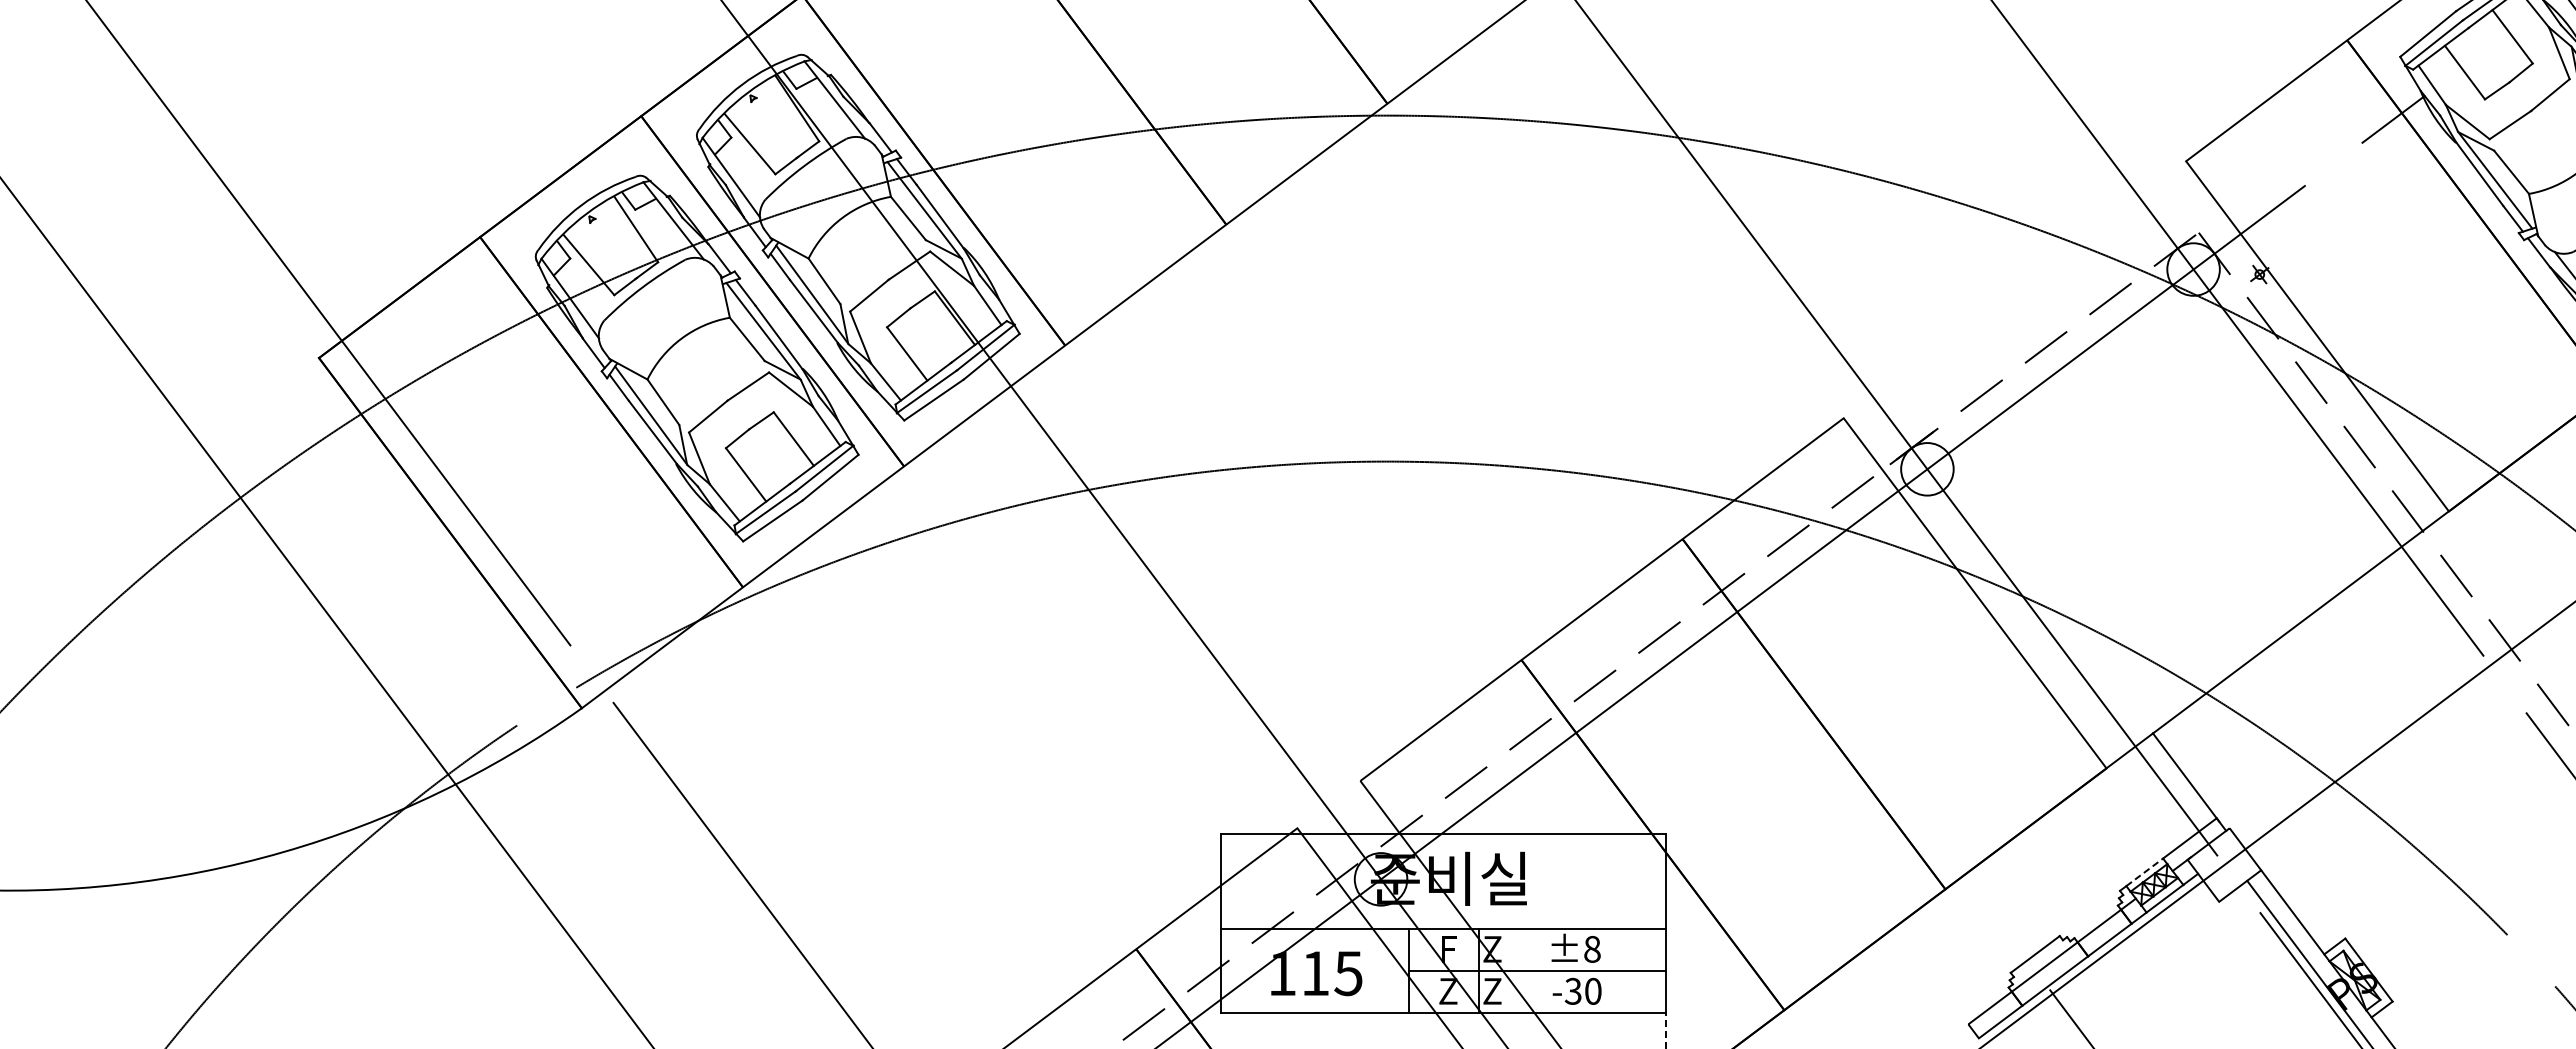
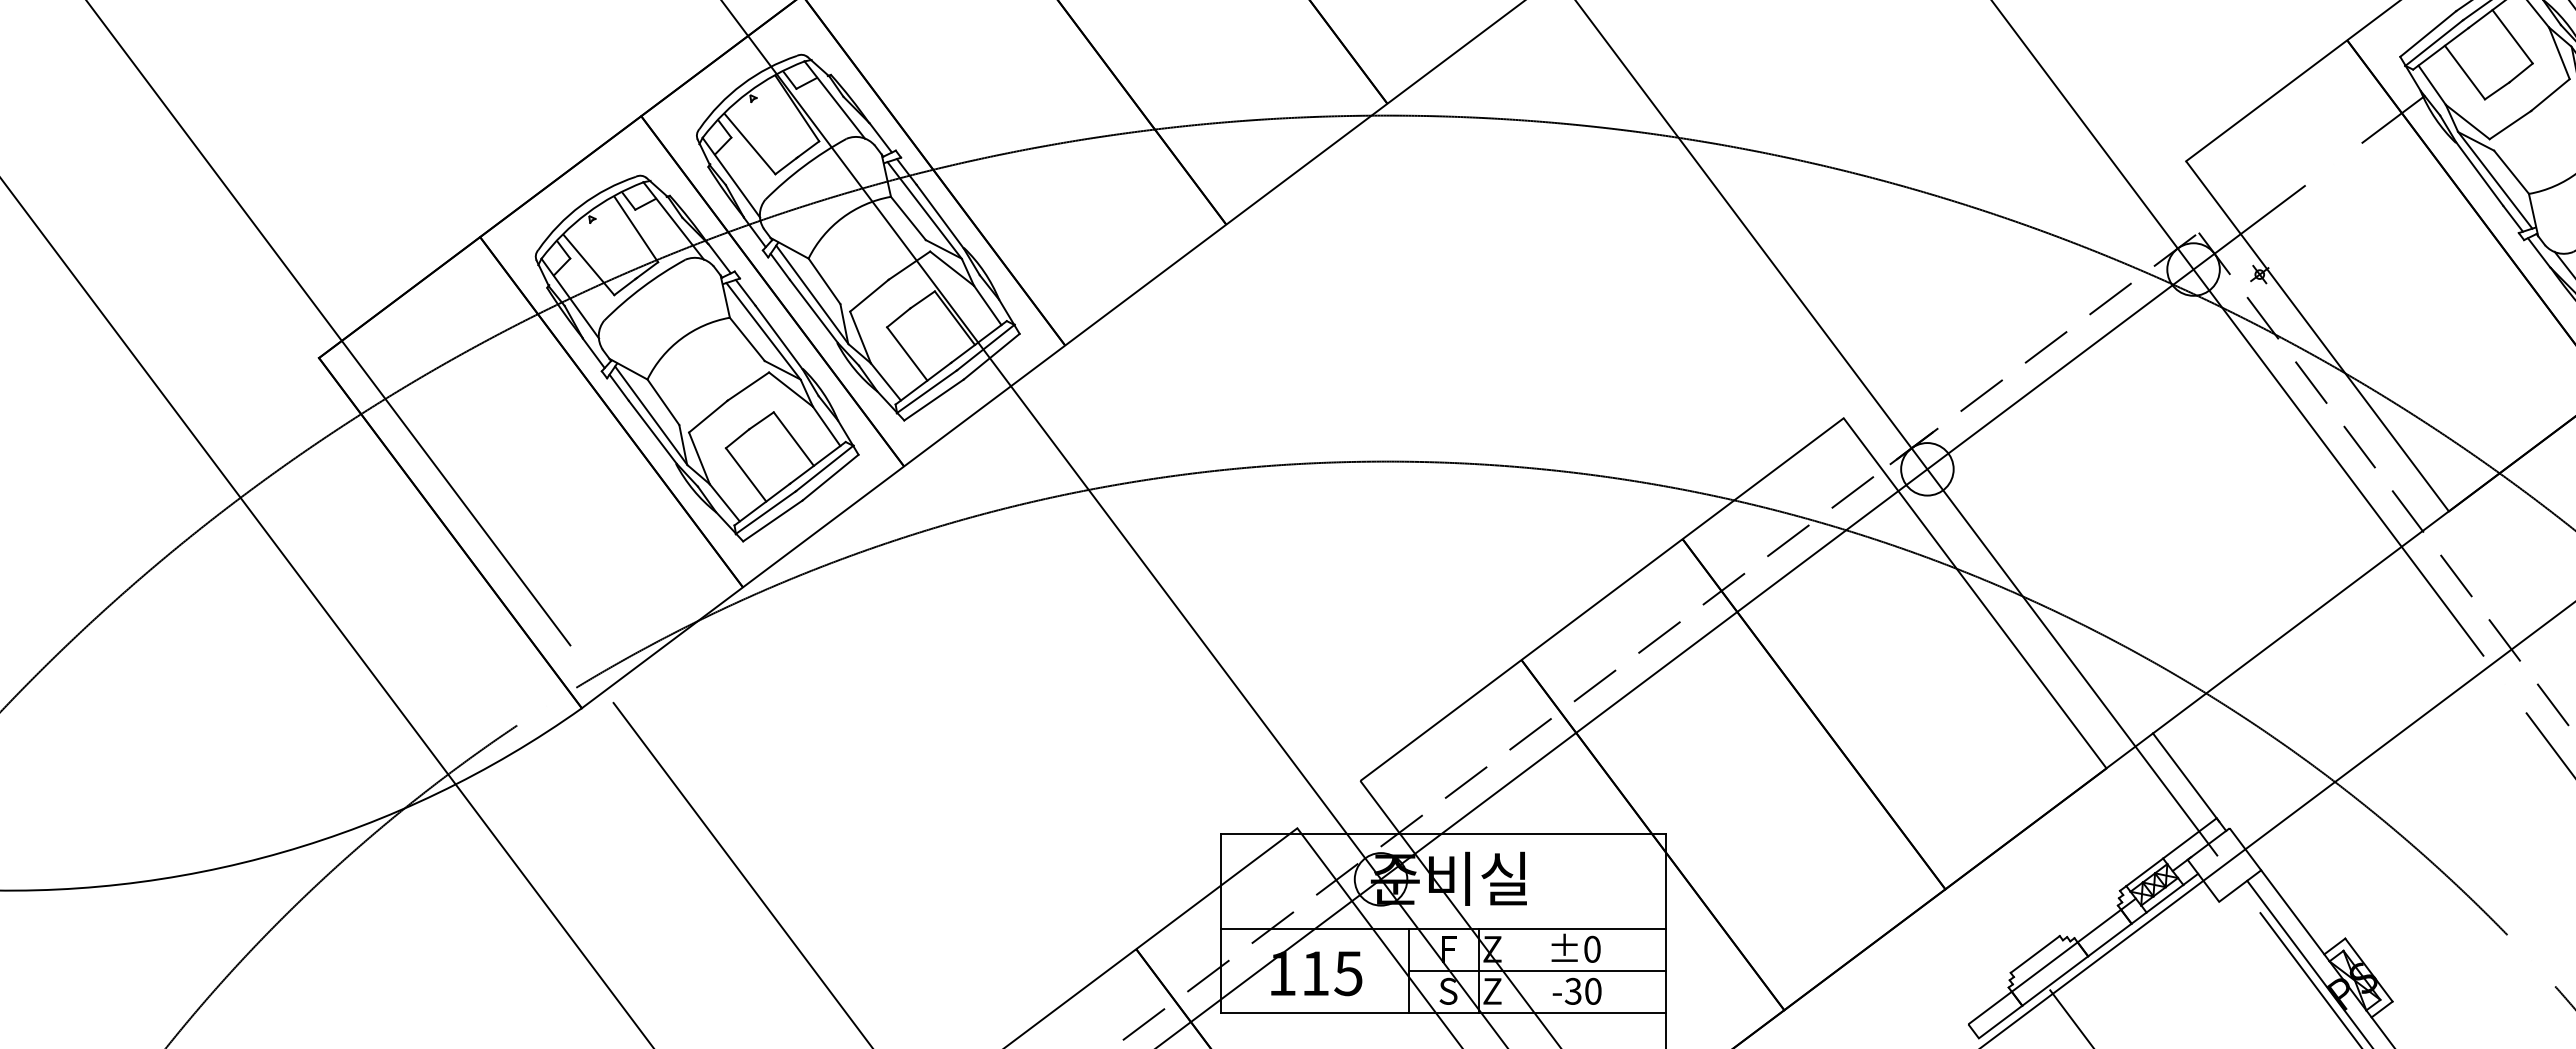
line: dashed -> solid (2144, 872)
text: ±8 -> ±0 (1592, 949)
text: Z -> S (1448, 990)
line: dashed -> solid (1666, 1030)
